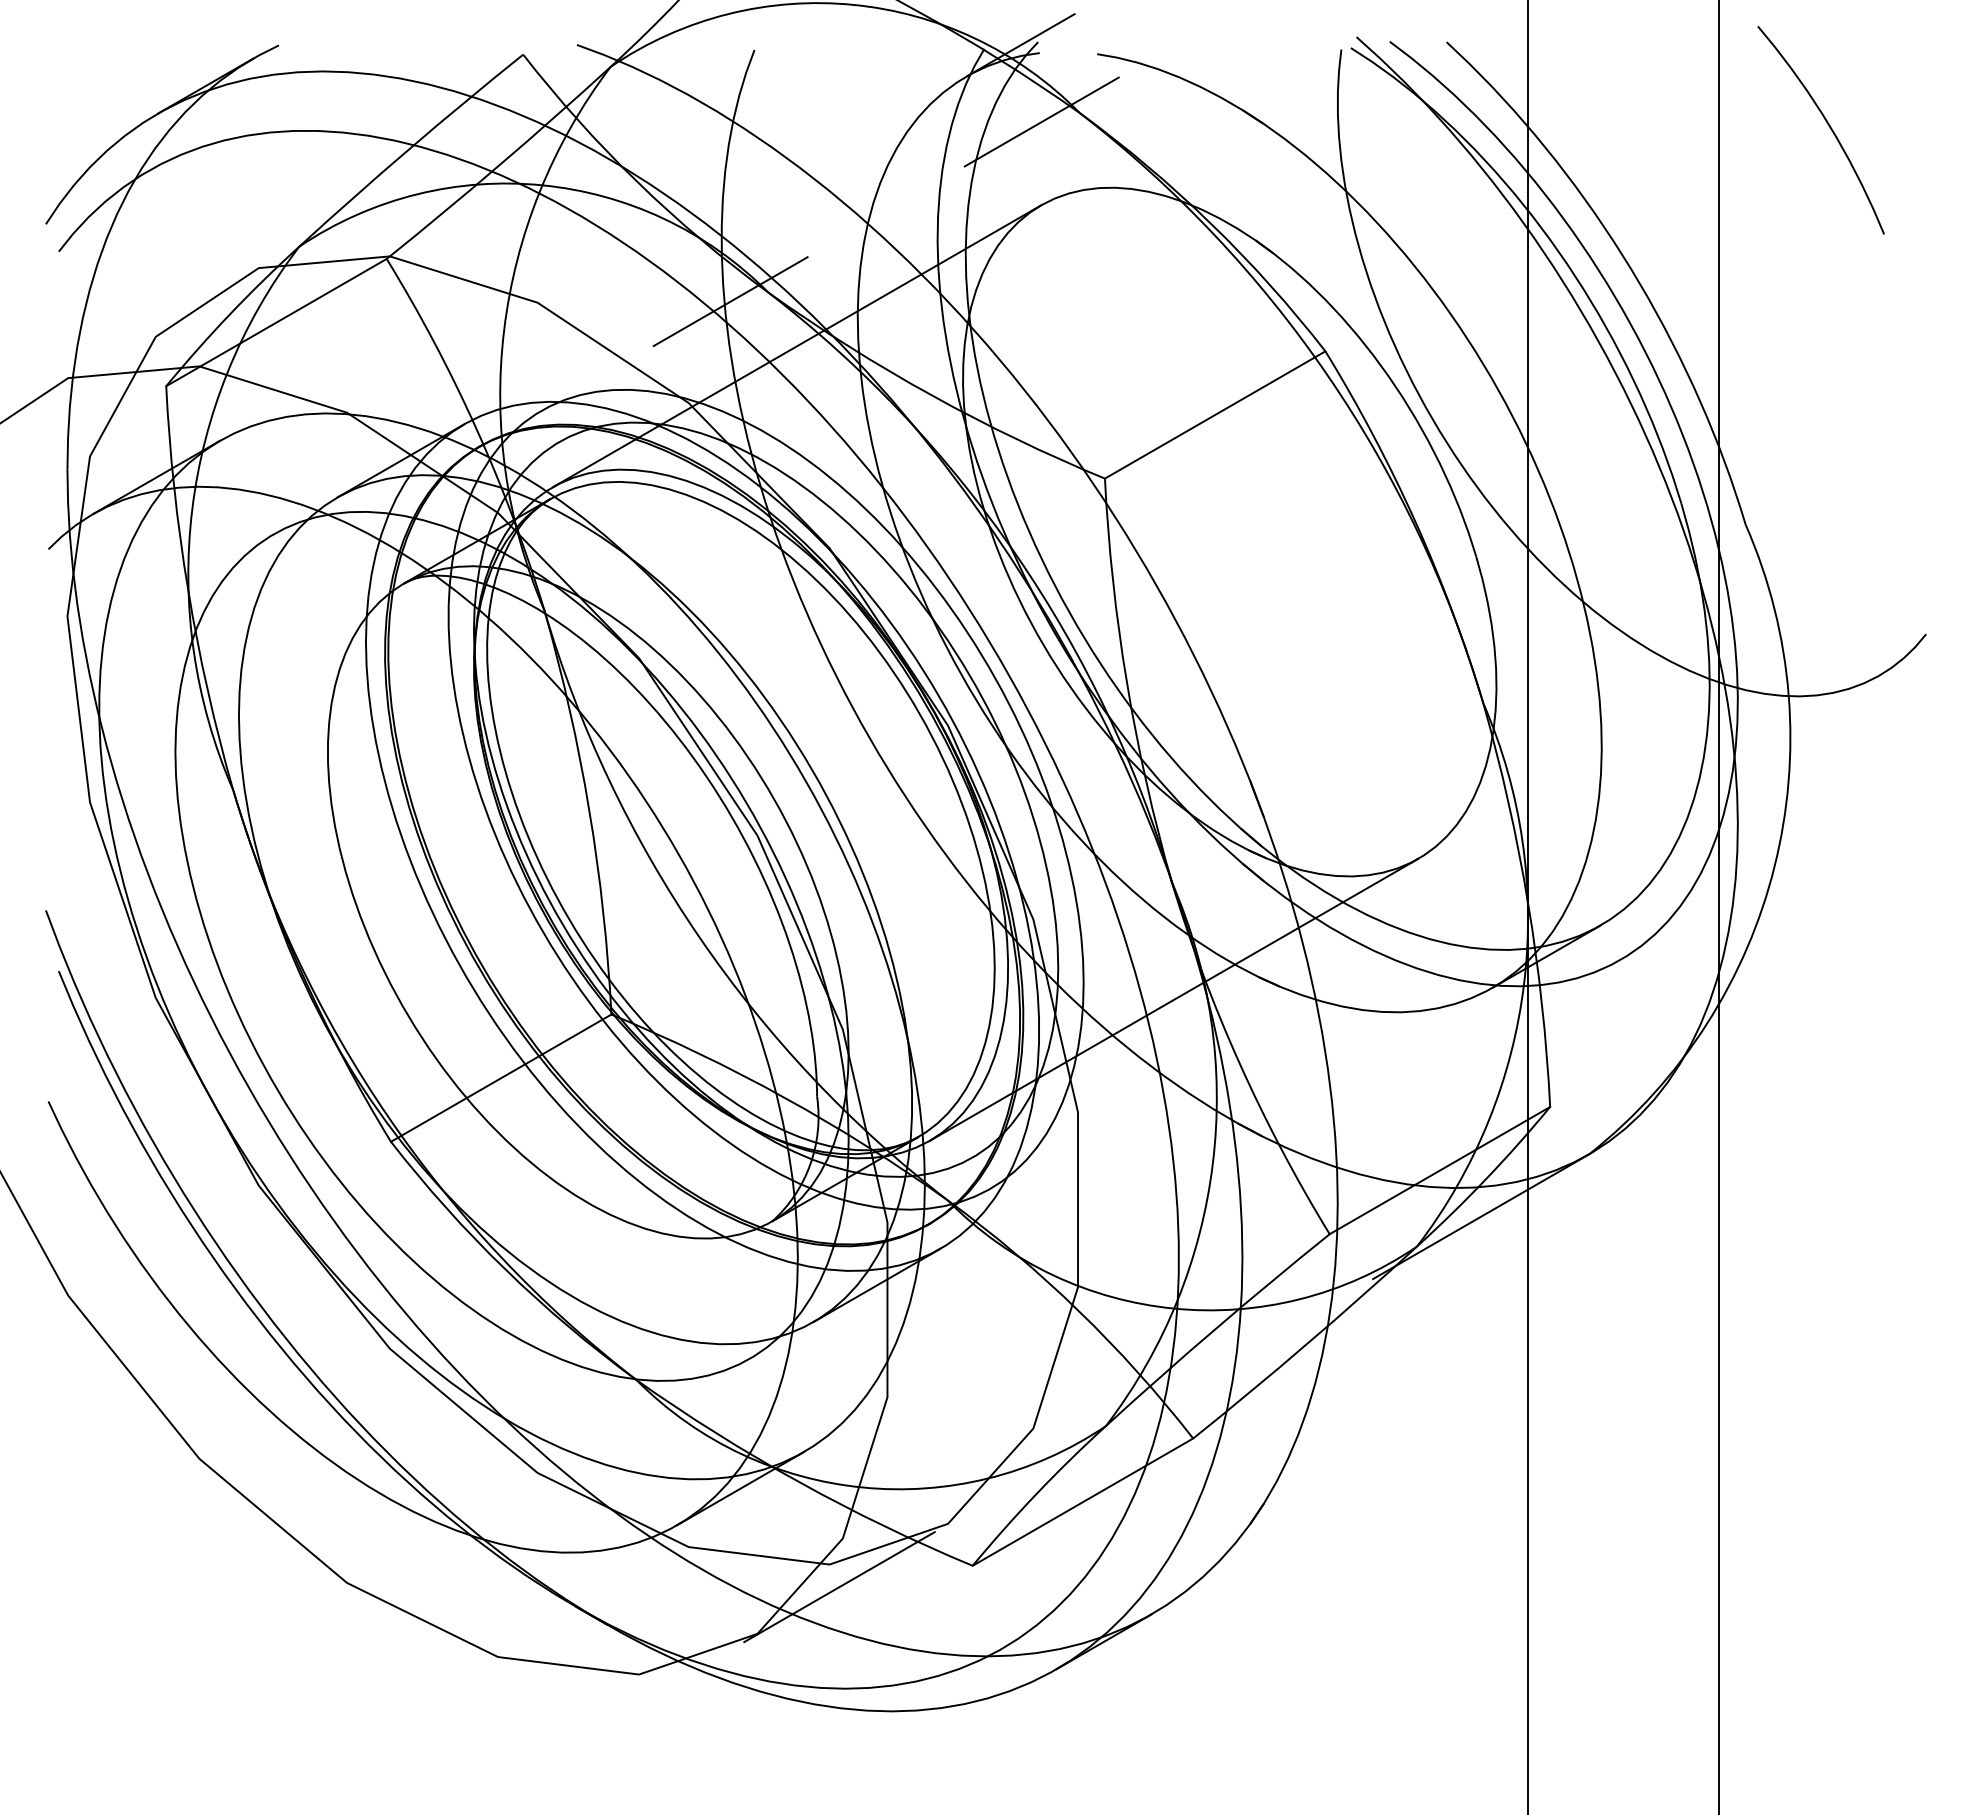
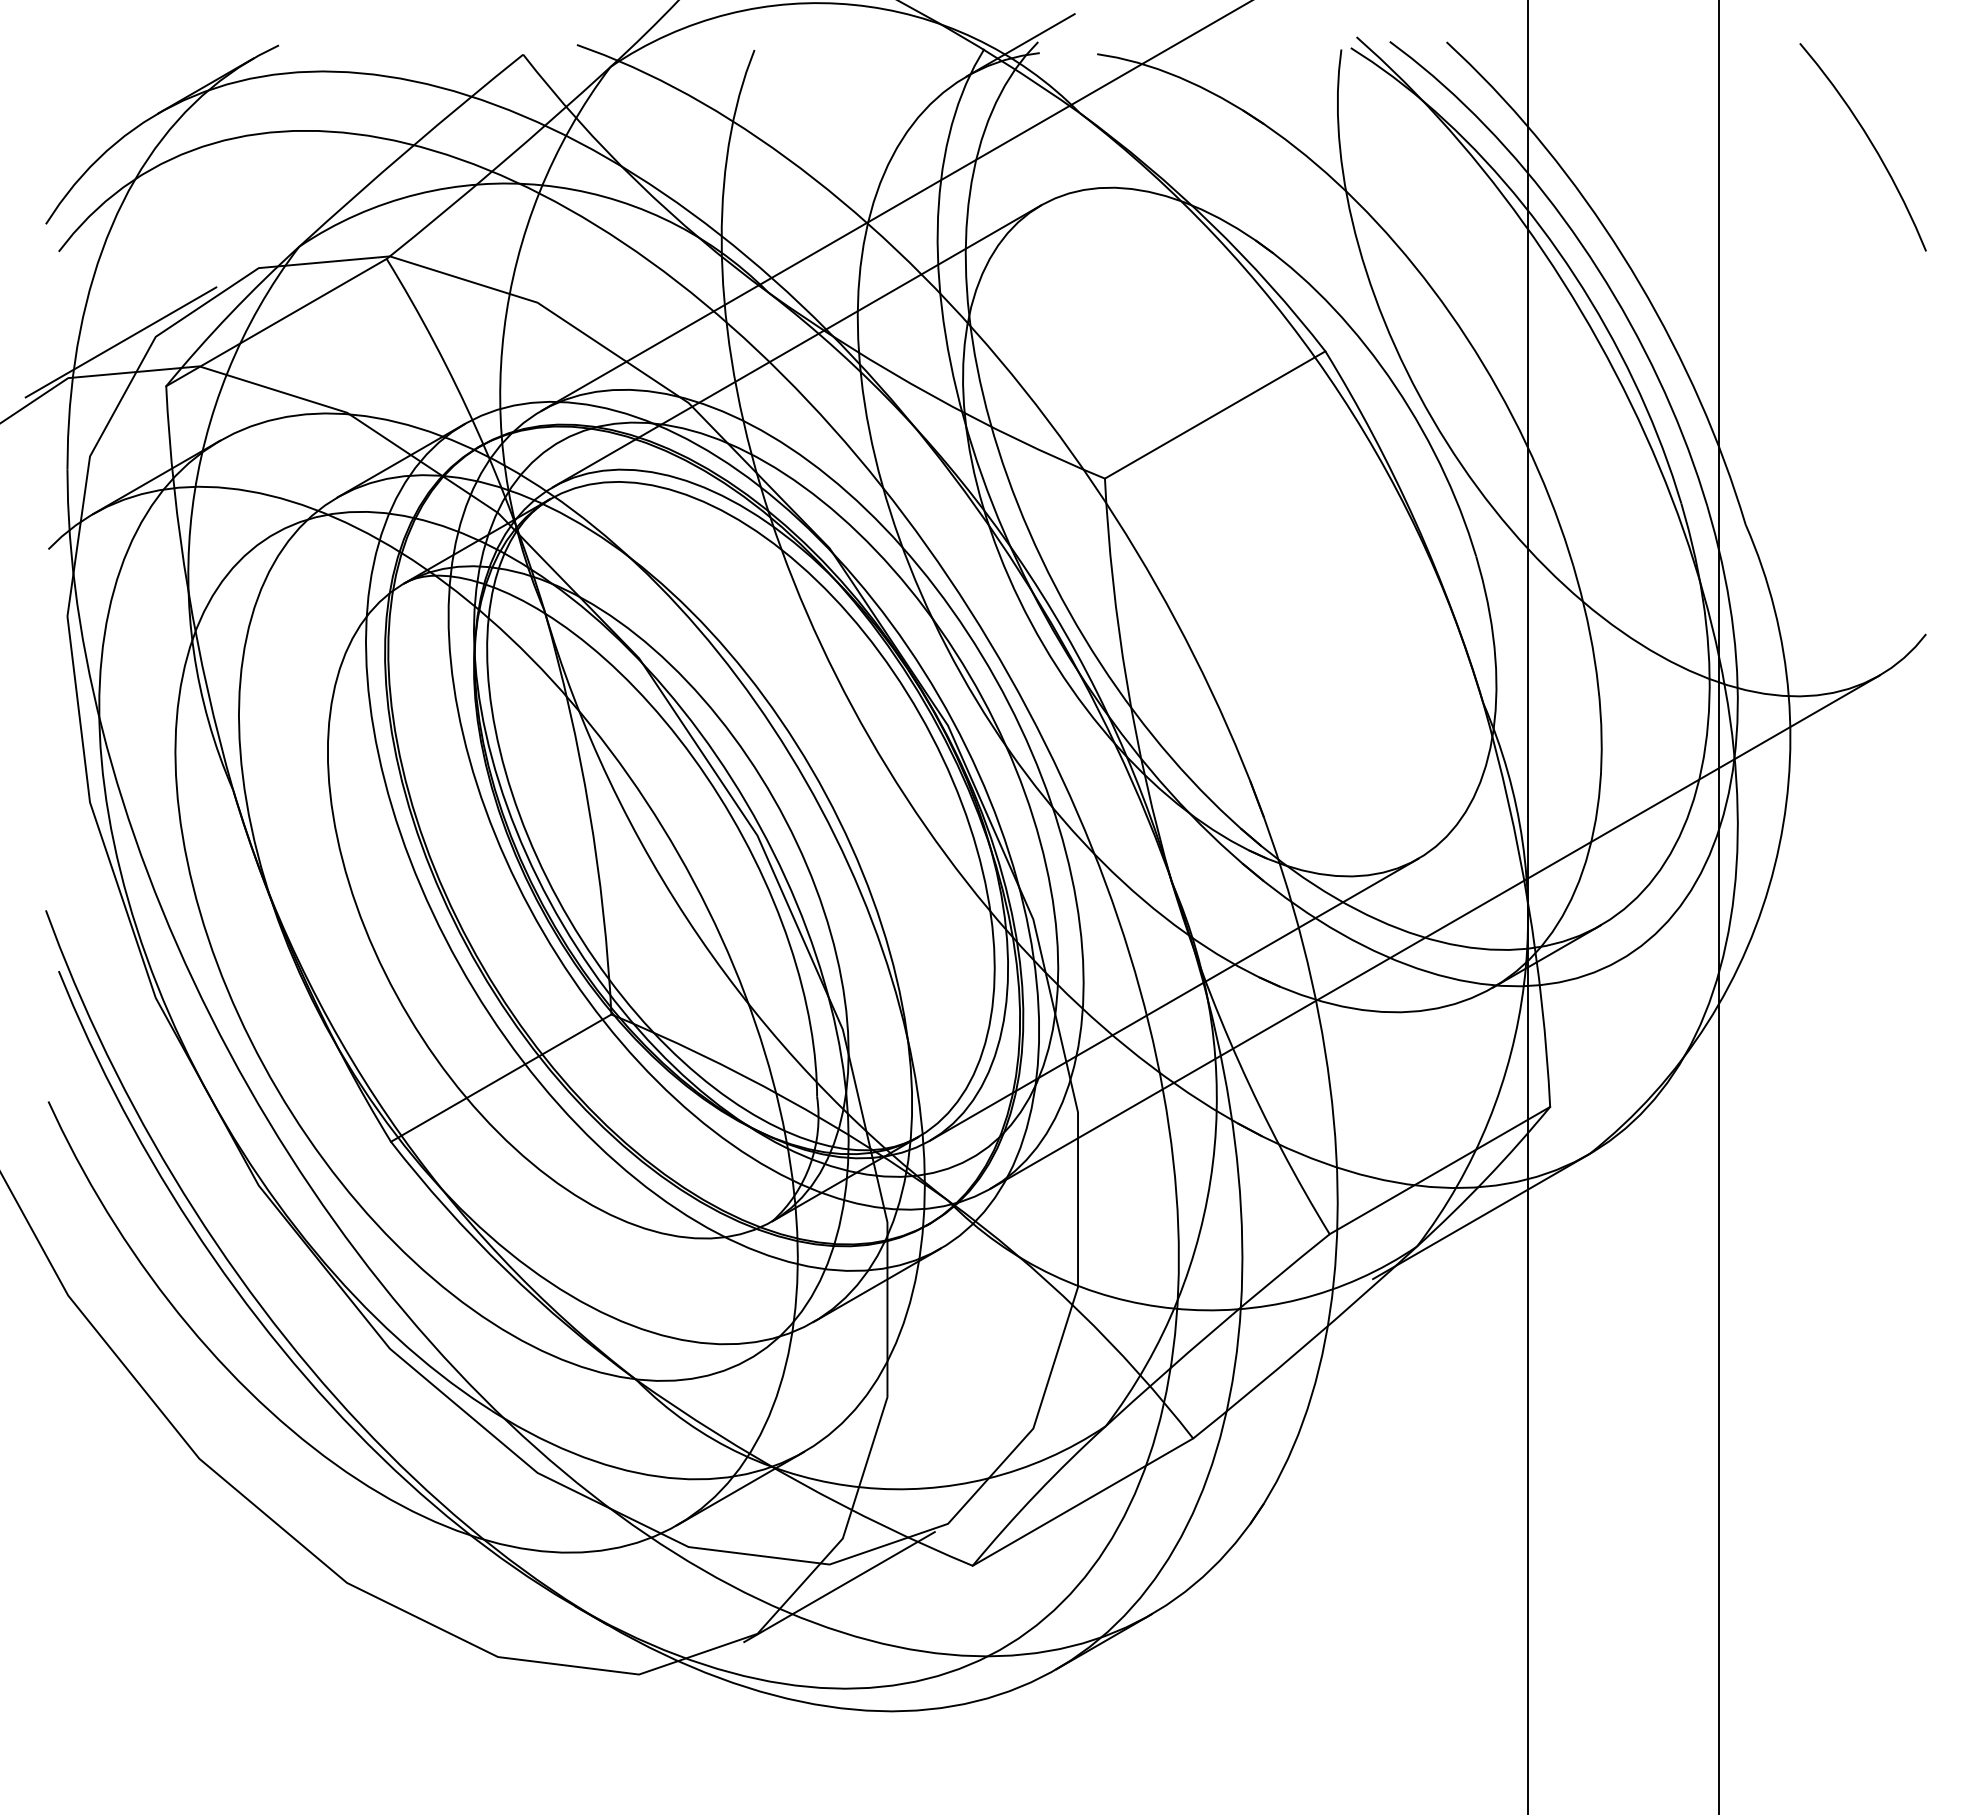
curve position: (1828, 126) -> (1870, 143) (1870, 143)
line: dashed -> solid (896, 205)
line: none -> present (120, 342)
line: none -> present (1434, 931)
